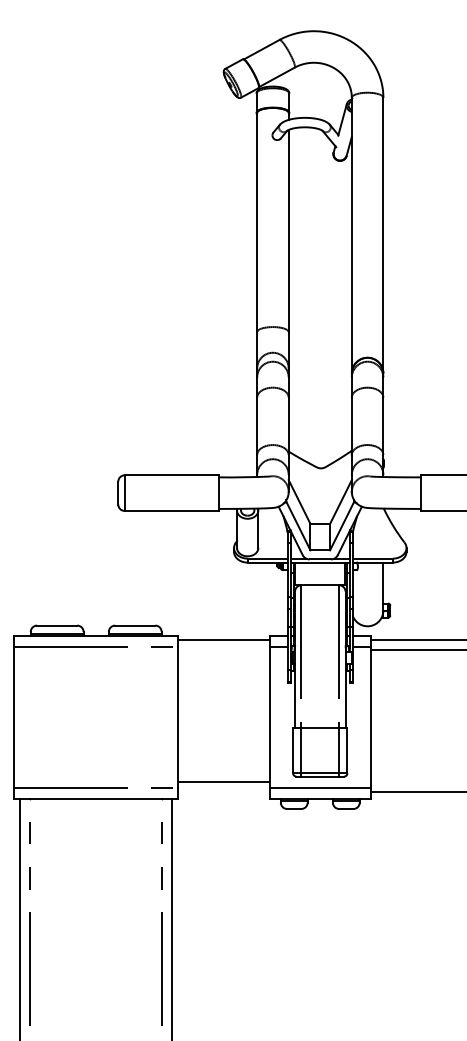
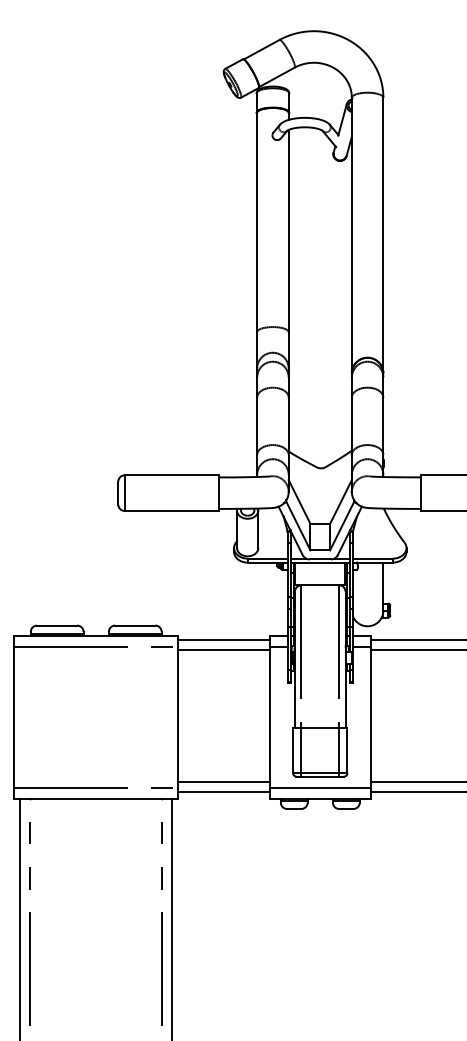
line: none -> present (223, 649)
line: none -> present (416, 782)
line: none -> present (223, 791)
